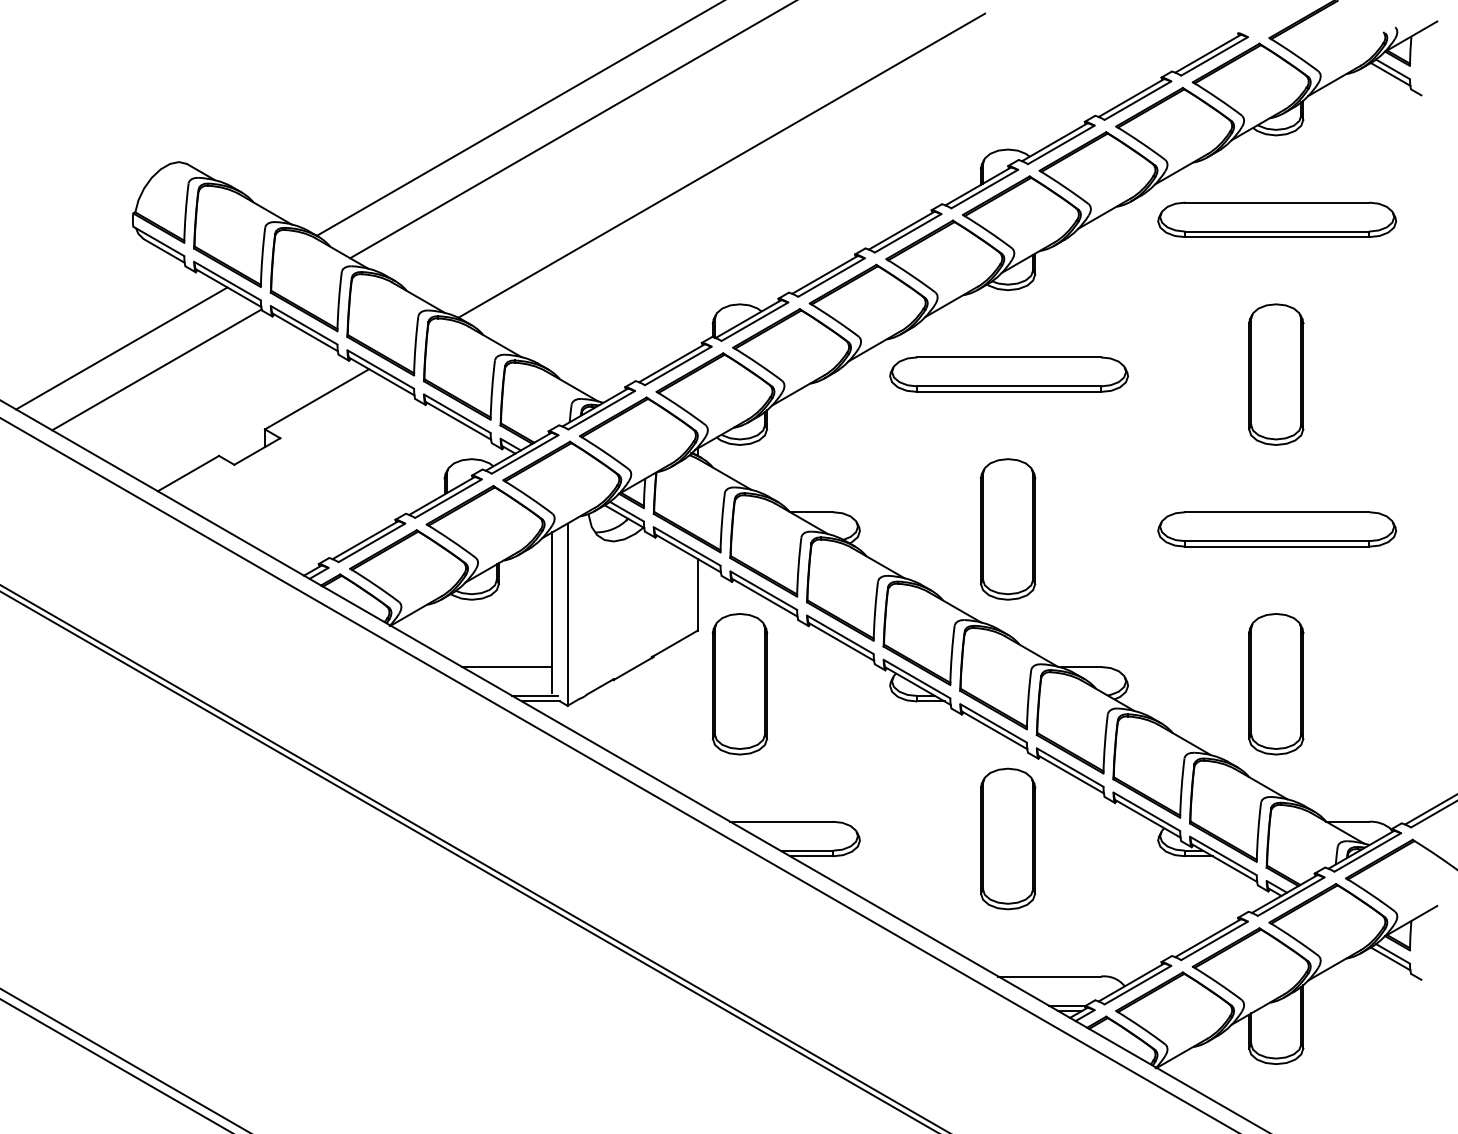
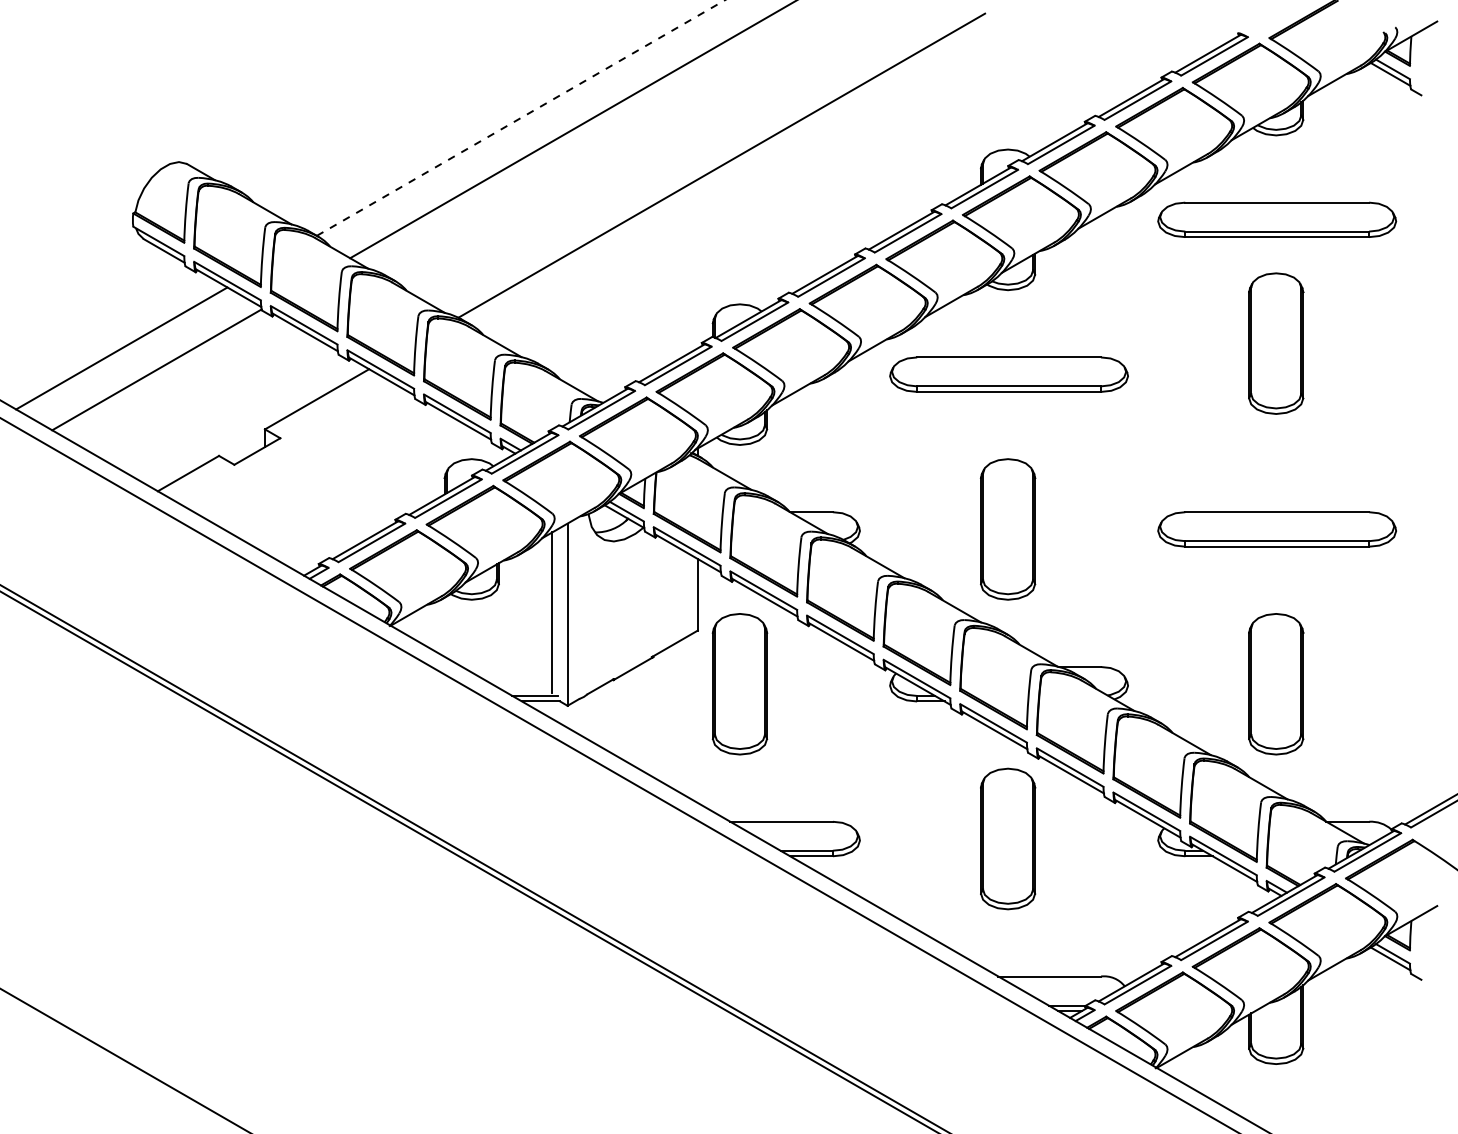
line: solid -> dashed (521, 117)
part position: (1276, 374) -> (1276, 343) (1276, 343)
line: present -> none (507, 666)
line: present -> none (115, 1065)
